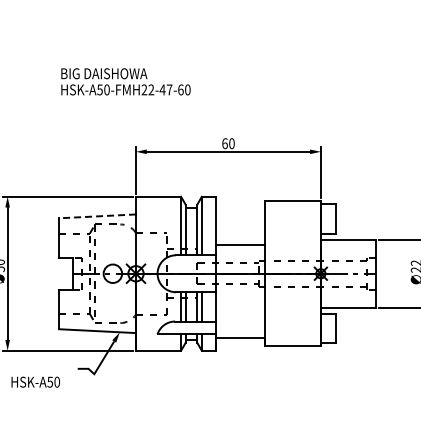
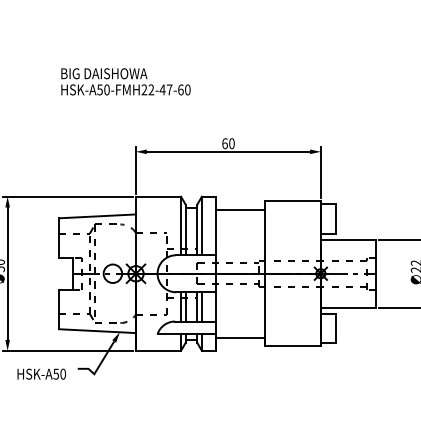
line: dashed -> solid (97, 216)
line position: (240, 244) -> (240, 209) (240, 209)
text position: (35, 381) -> (41, 373) (41, 373)
